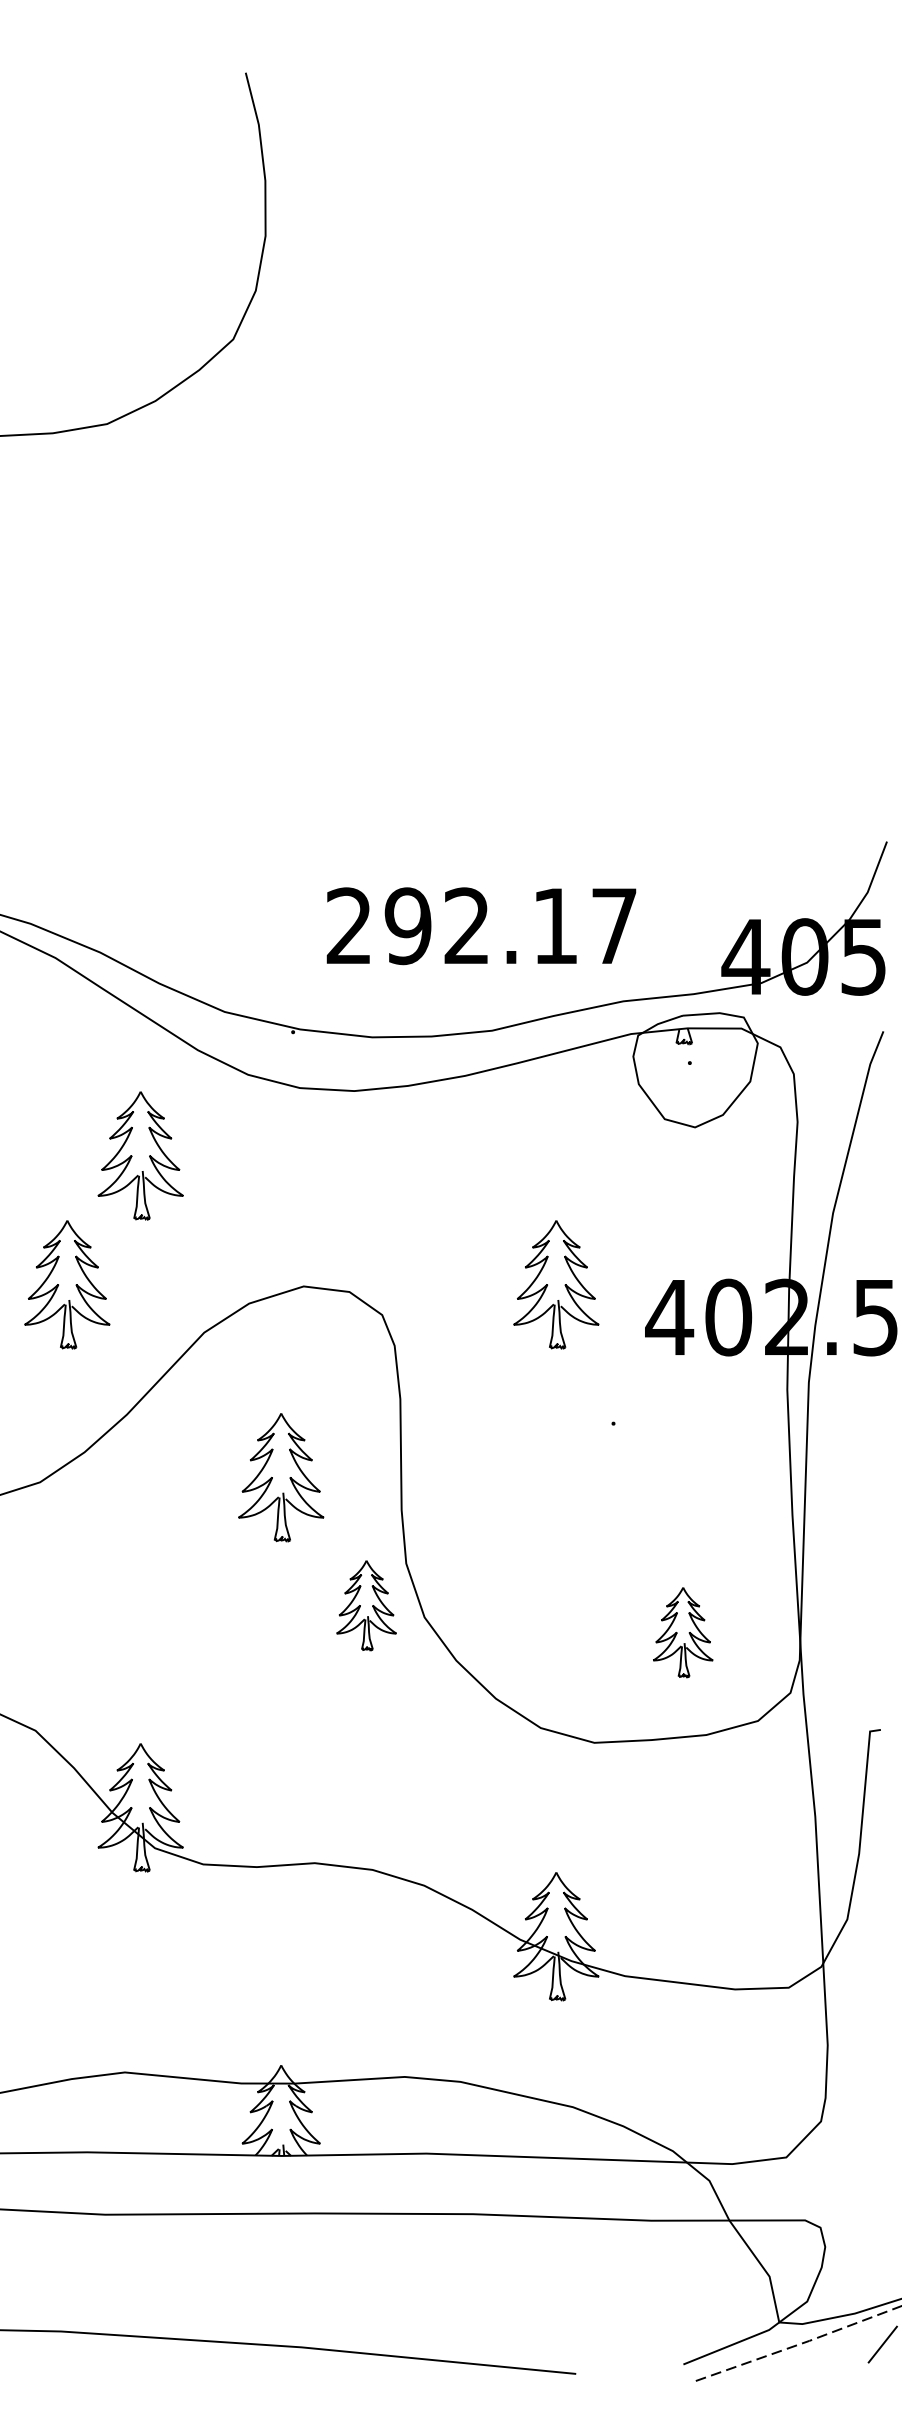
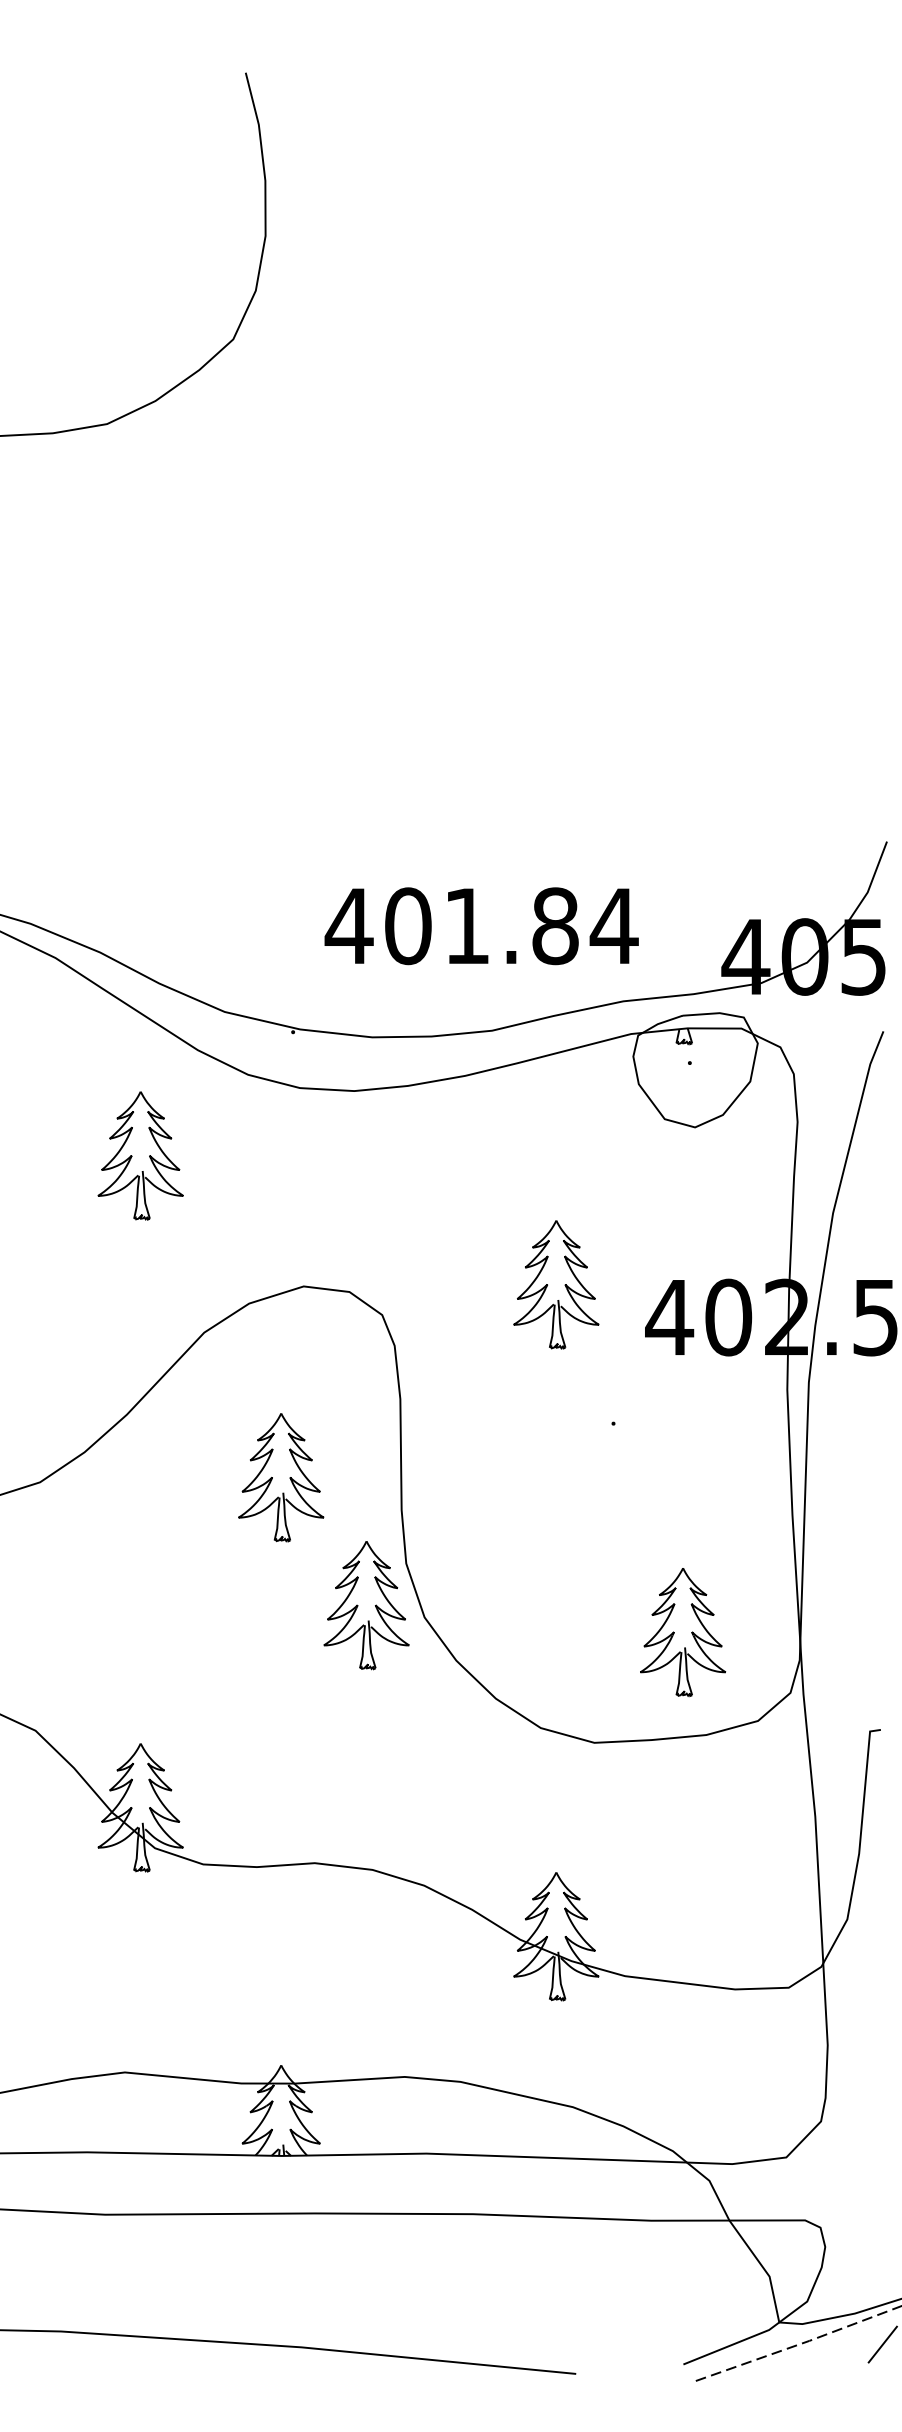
text: 292.17 -> 401.84 (481, 926)
part: present -> none (67, 1284)
part size: 61x92 px -> 87x130 px (366, 1605)
part size: 61x92 px -> 87x130 px (683, 1632)
